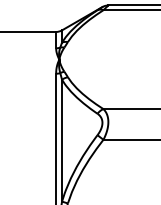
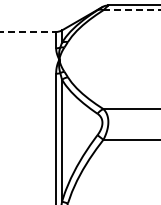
line: solid -> dashed (132, 10)
line: solid -> dashed (28, 31)
